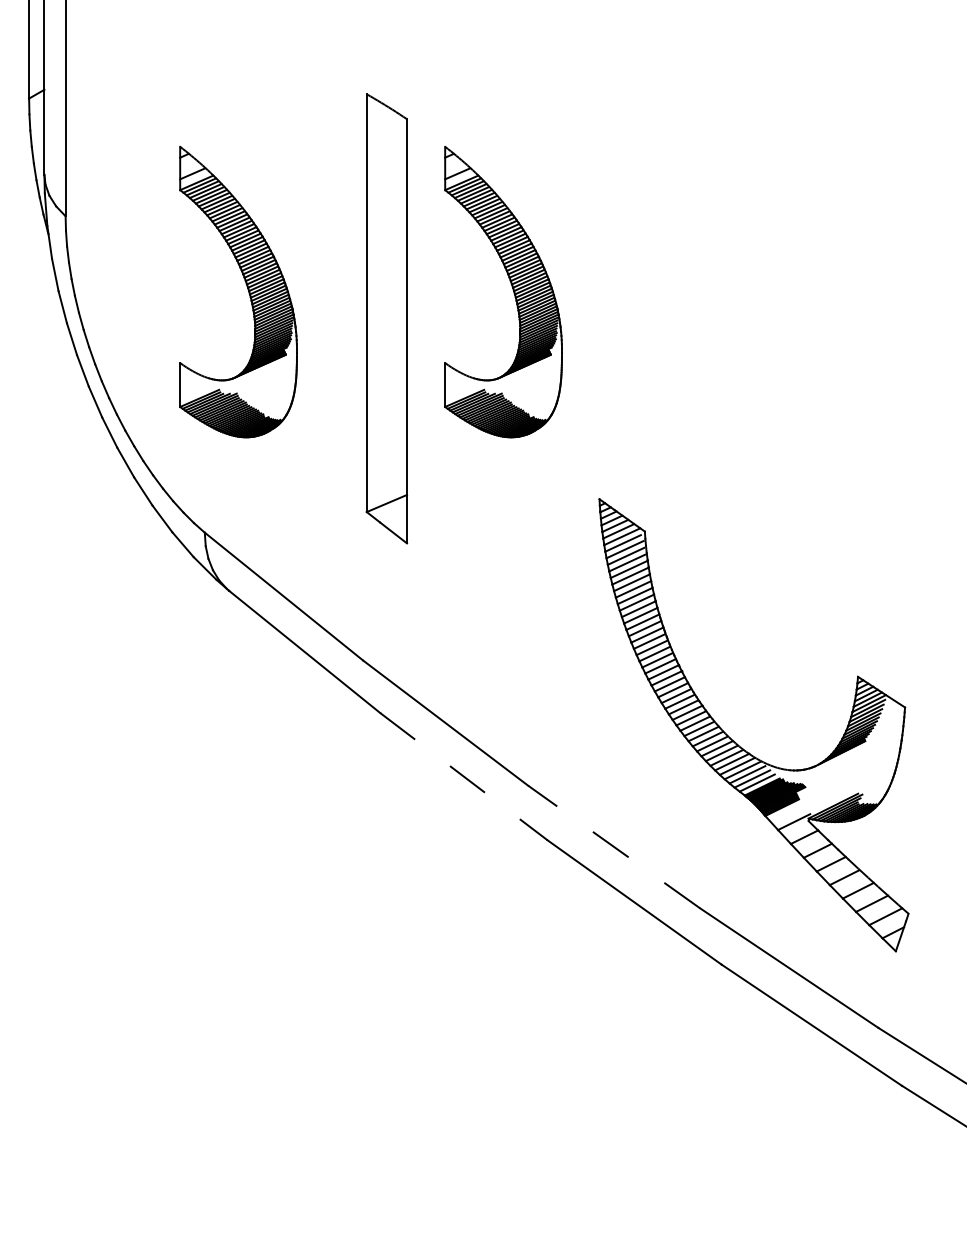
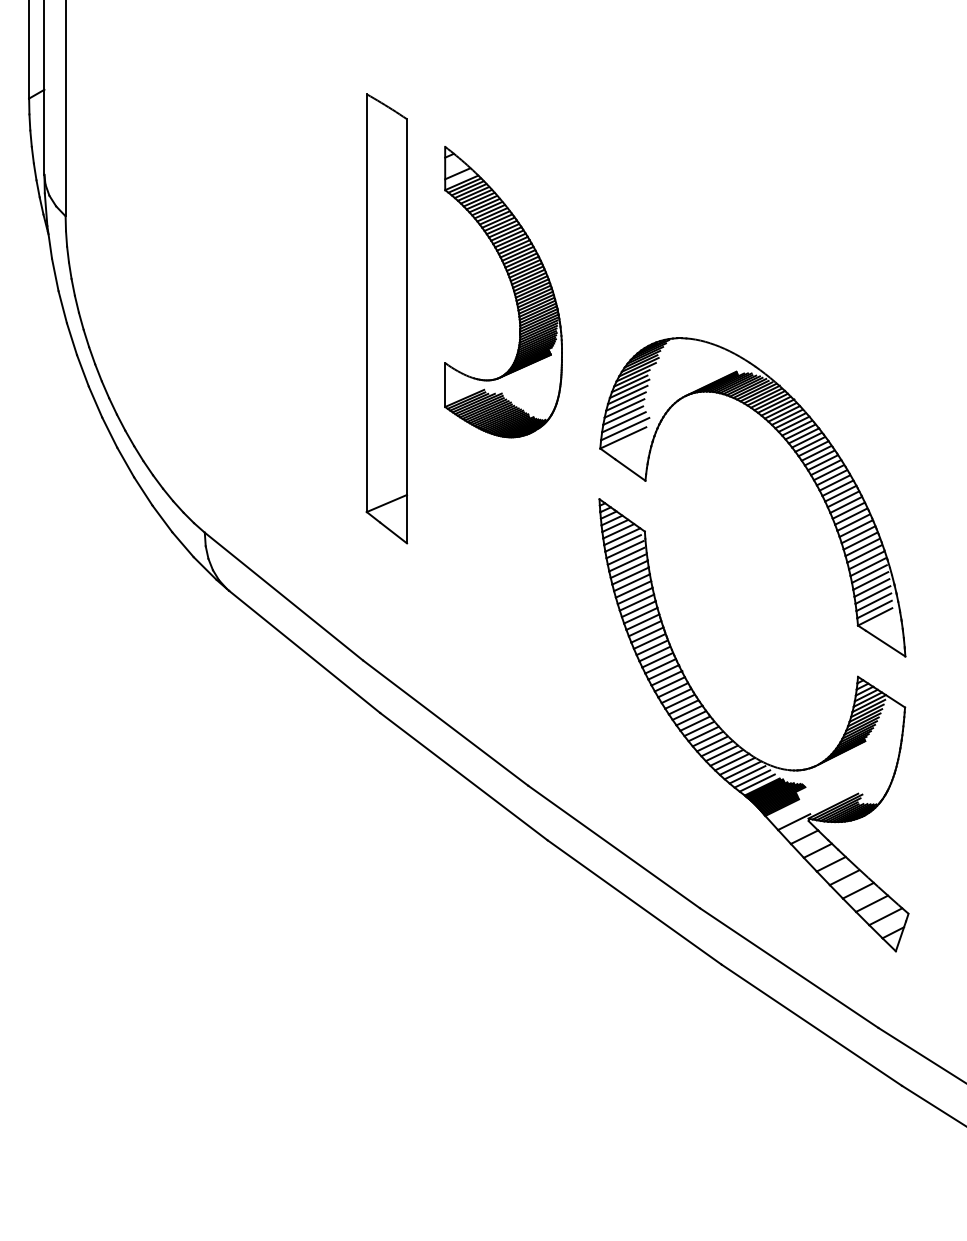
part: present -> none (247, 290)
part: none -> present (803, 465)
line: dashed -> solid (464, 776)
line: dashed -> solid (613, 846)
